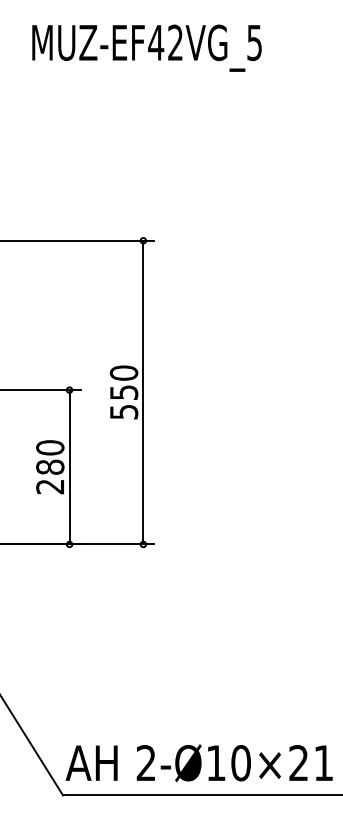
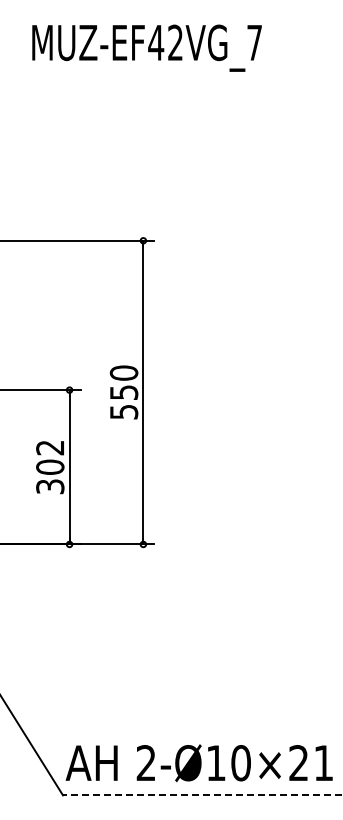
text: MUZ-EF42VG_5 -> MUZ-EF42VG_7 (254, 43)
text: 280 -> 302 (50, 467)
line: solid -> dashed (202, 795)
